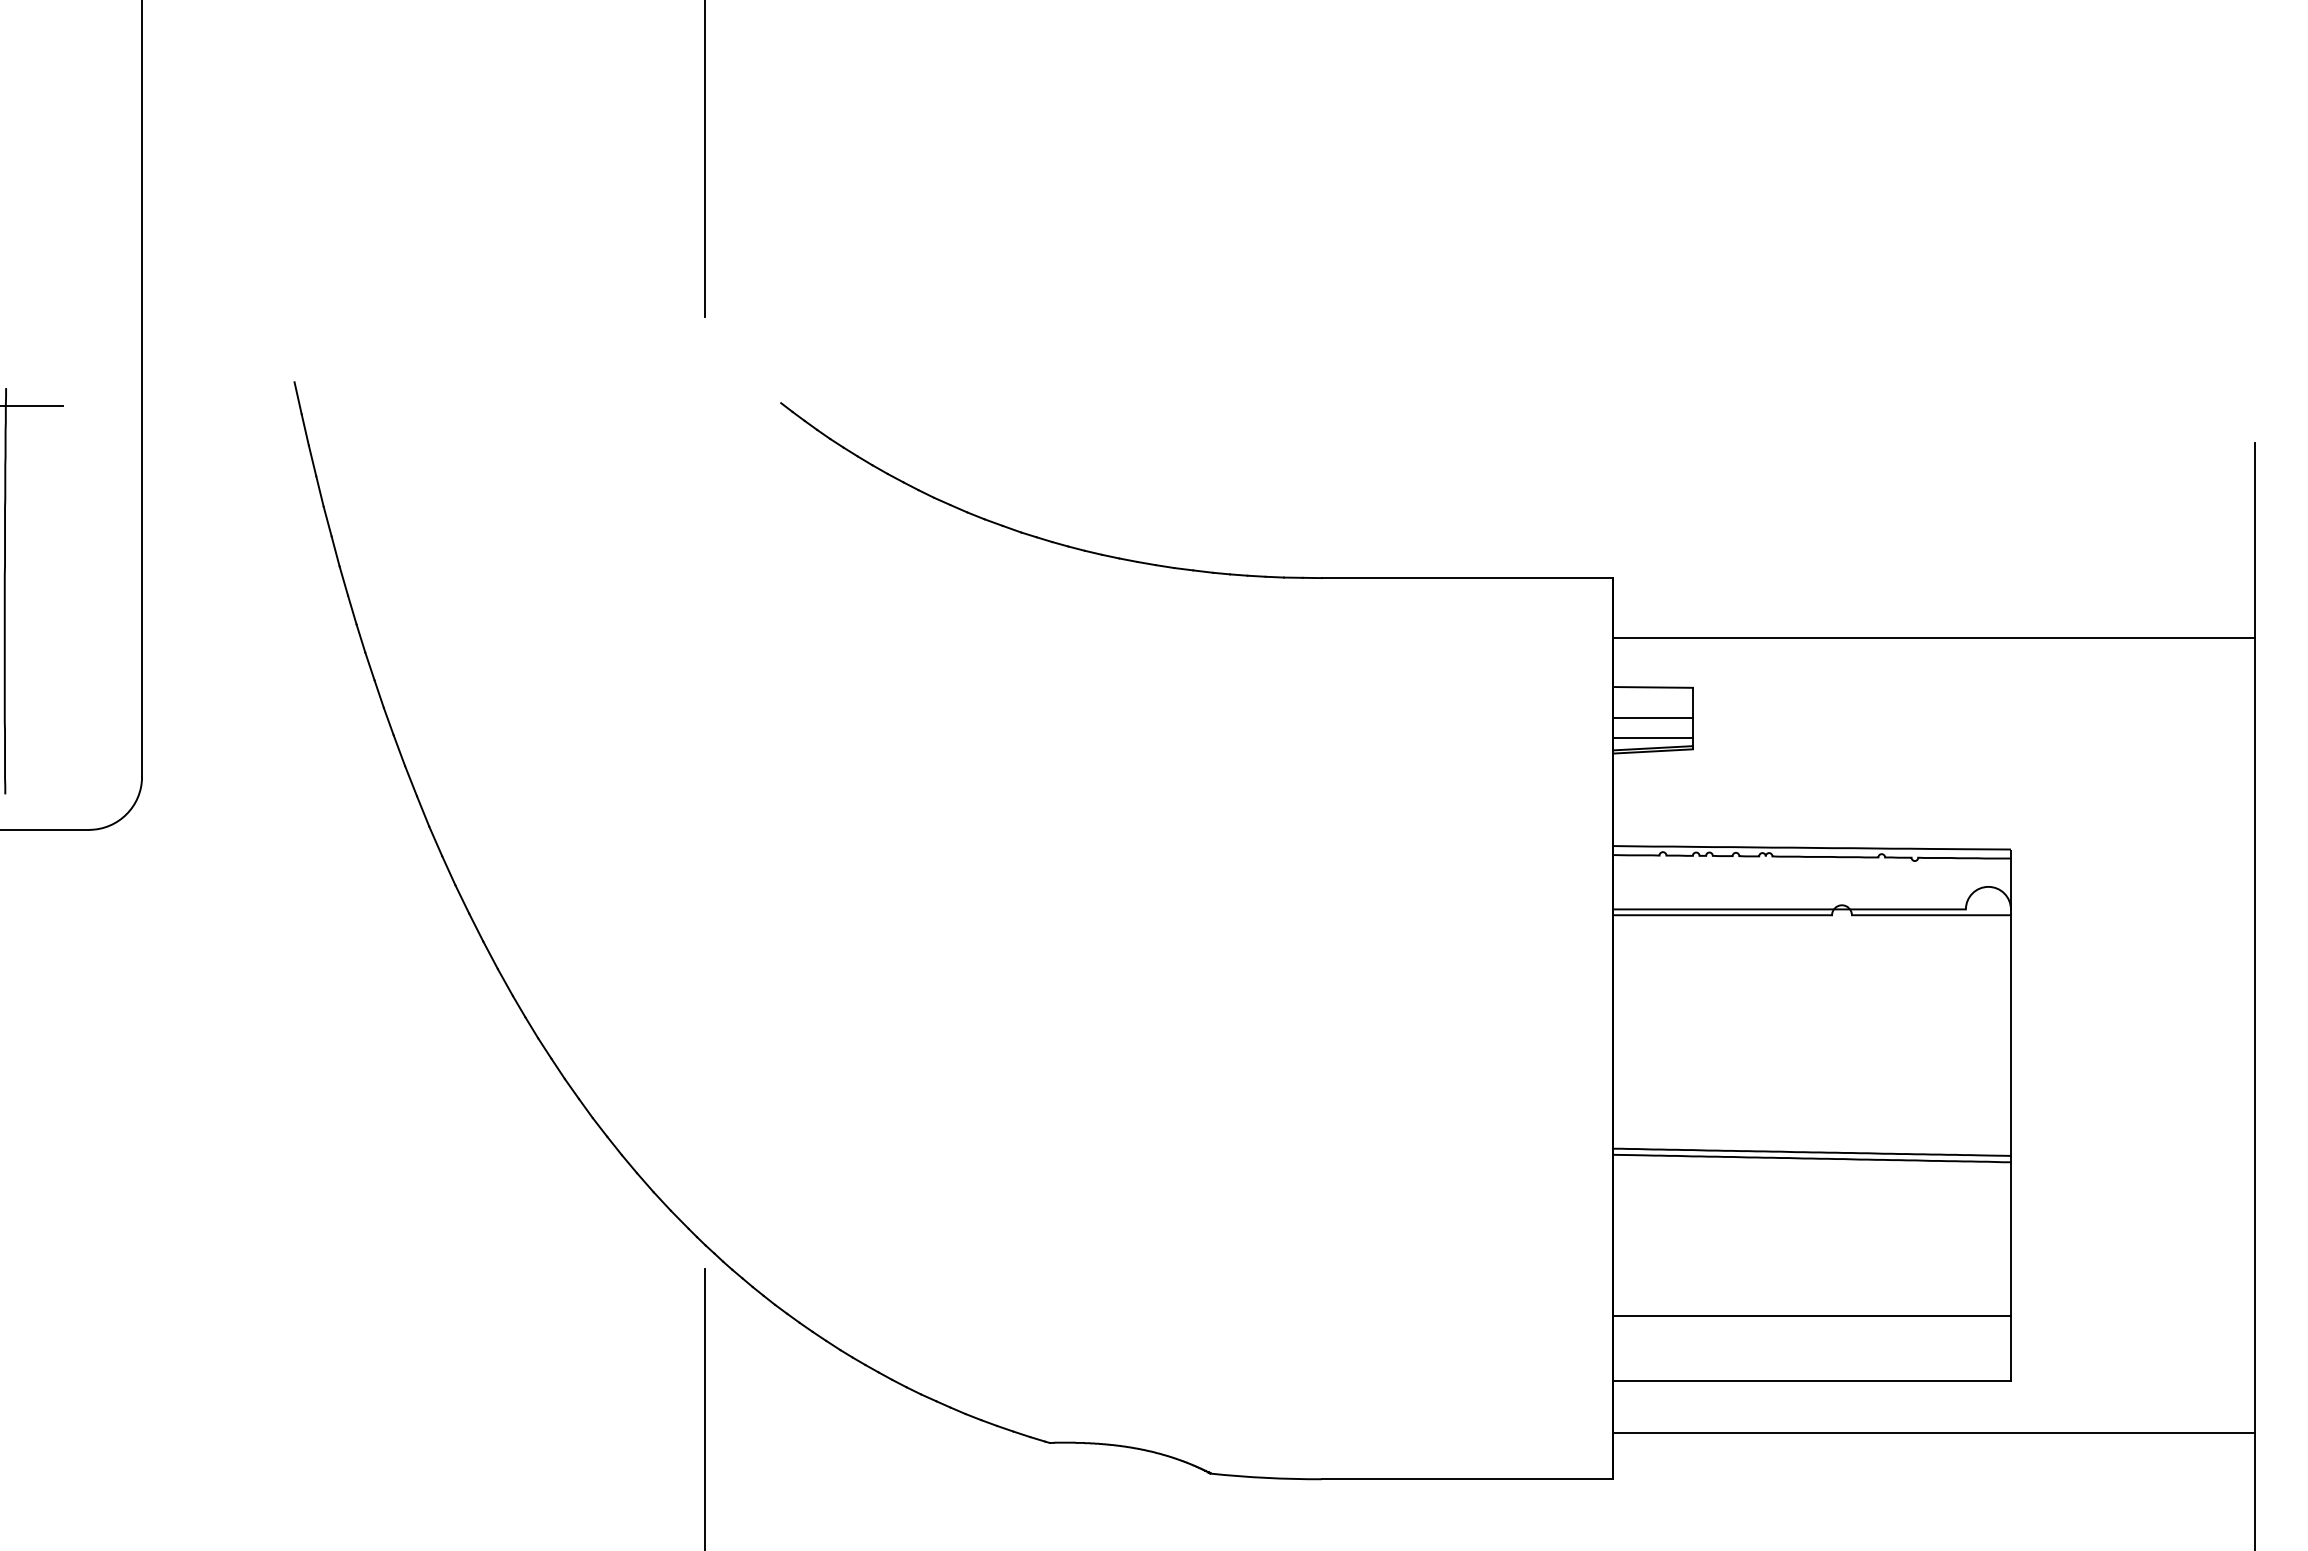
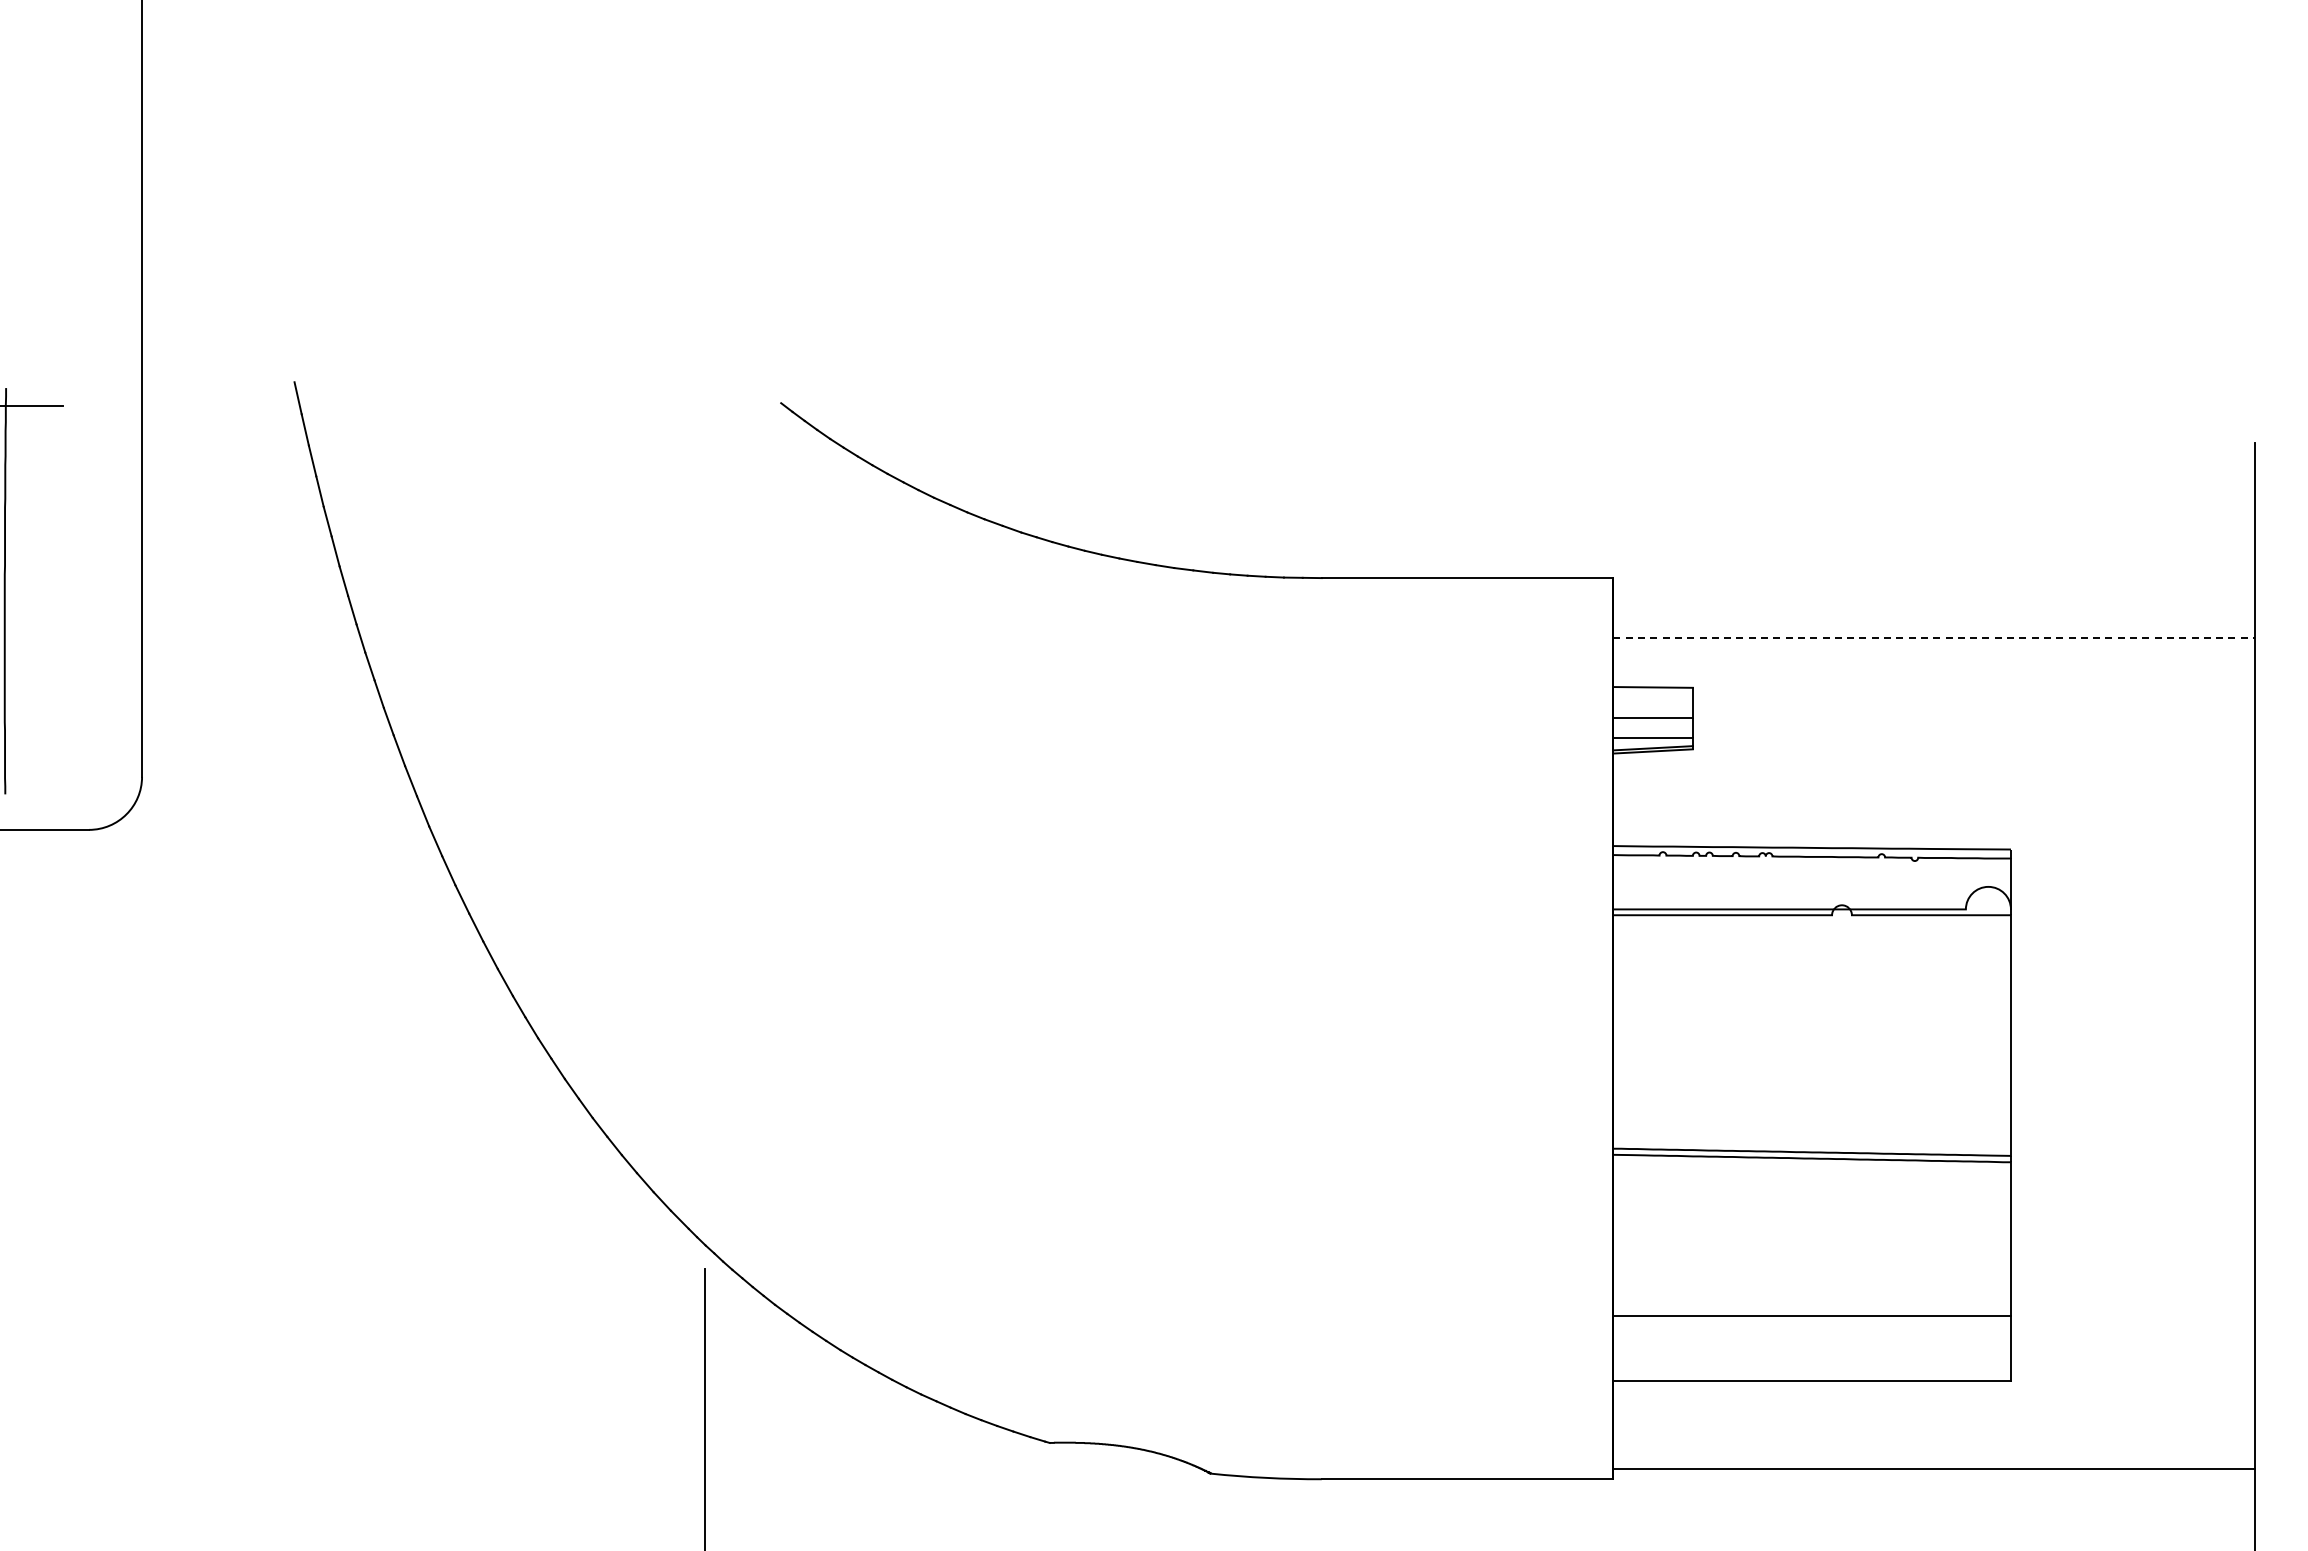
line: present -> none (704, 159)
line: solid -> dashed (1934, 637)
line position: (1934, 1432) -> (1934, 1468) (1934, 1468)
